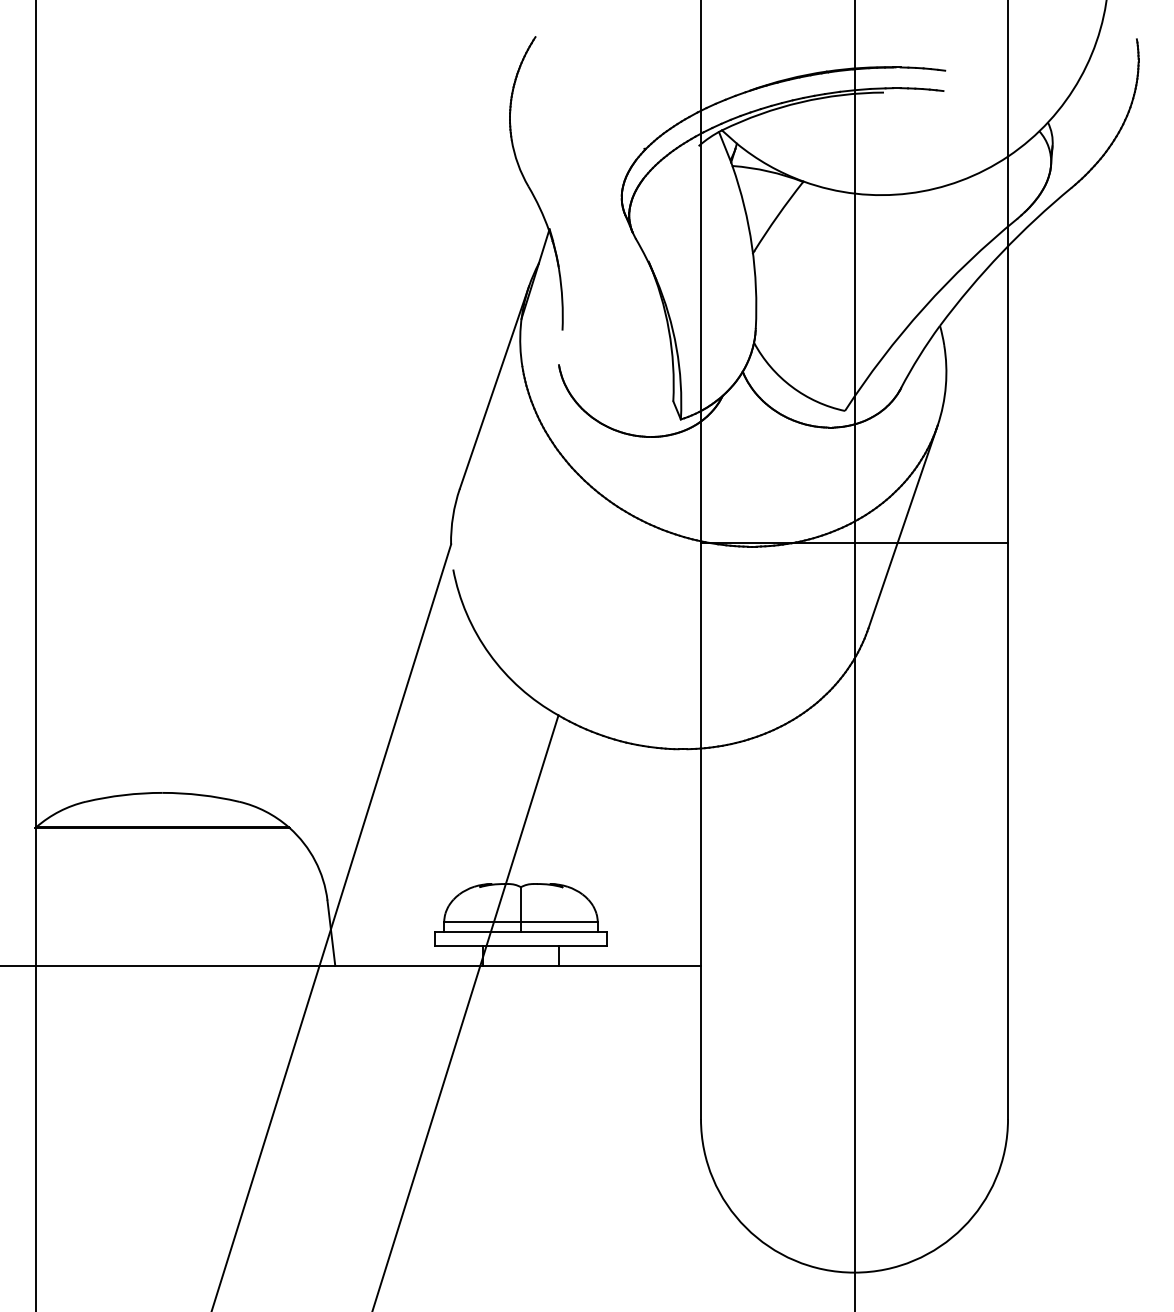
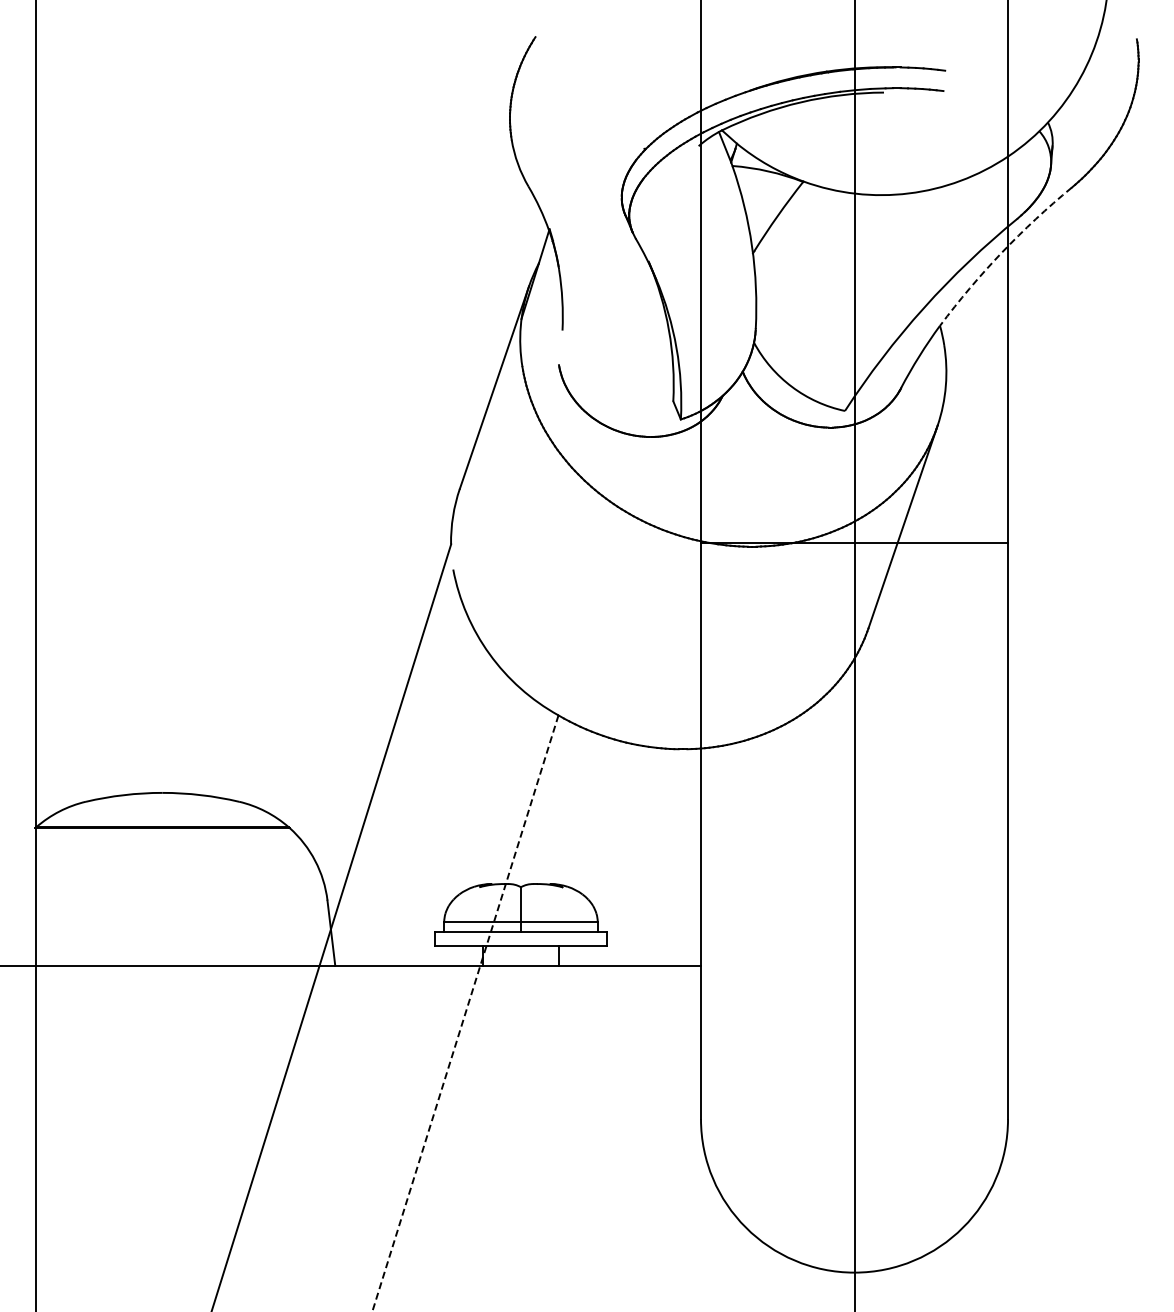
arc: solid -> dashed (1001, 252)
line: solid -> dashed (465, 1014)
